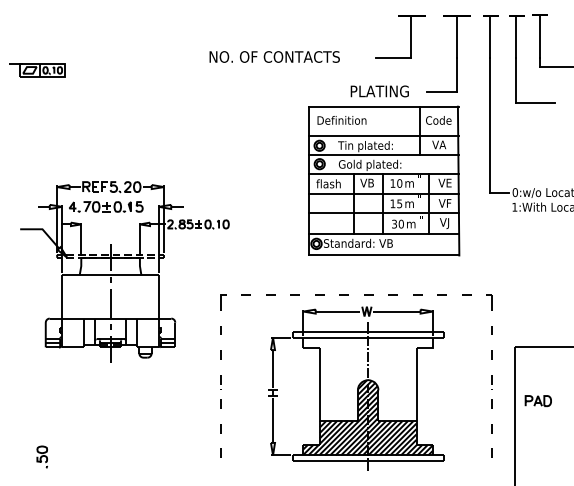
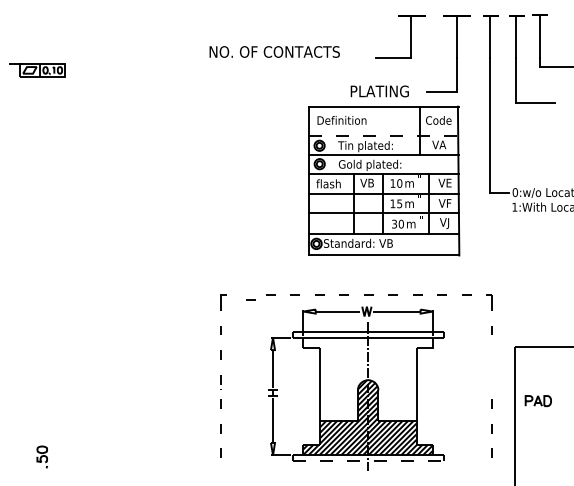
text position: (274, 56) -> (274, 51) (274, 51)
line: solid -> dashed (384, 136)
part: present -> none (124, 271)
line position: (245, 294) -> (250, 299) (250, 299)
line: present -> none (491, 354)
line: present -> none (491, 382)
line: solid -> dashed (368, 461)
